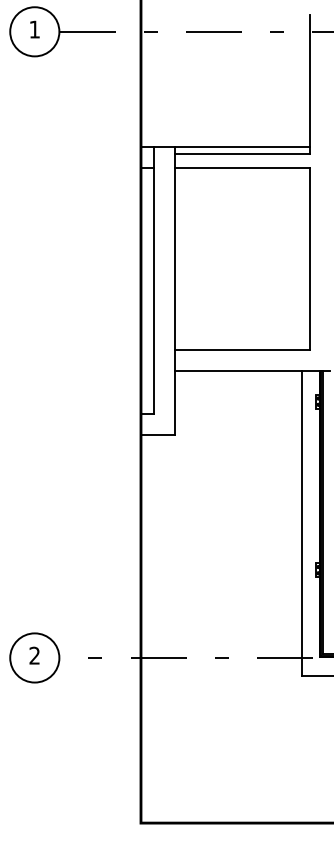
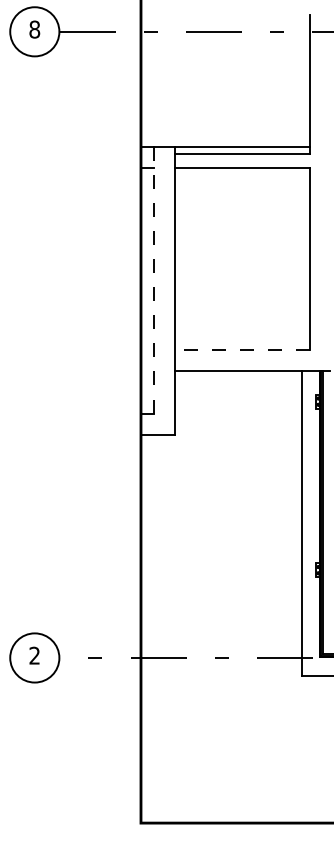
text: 1 -> 8 (34, 29)
line: solid -> dashed (154, 279)
line: solid -> dashed (242, 350)
